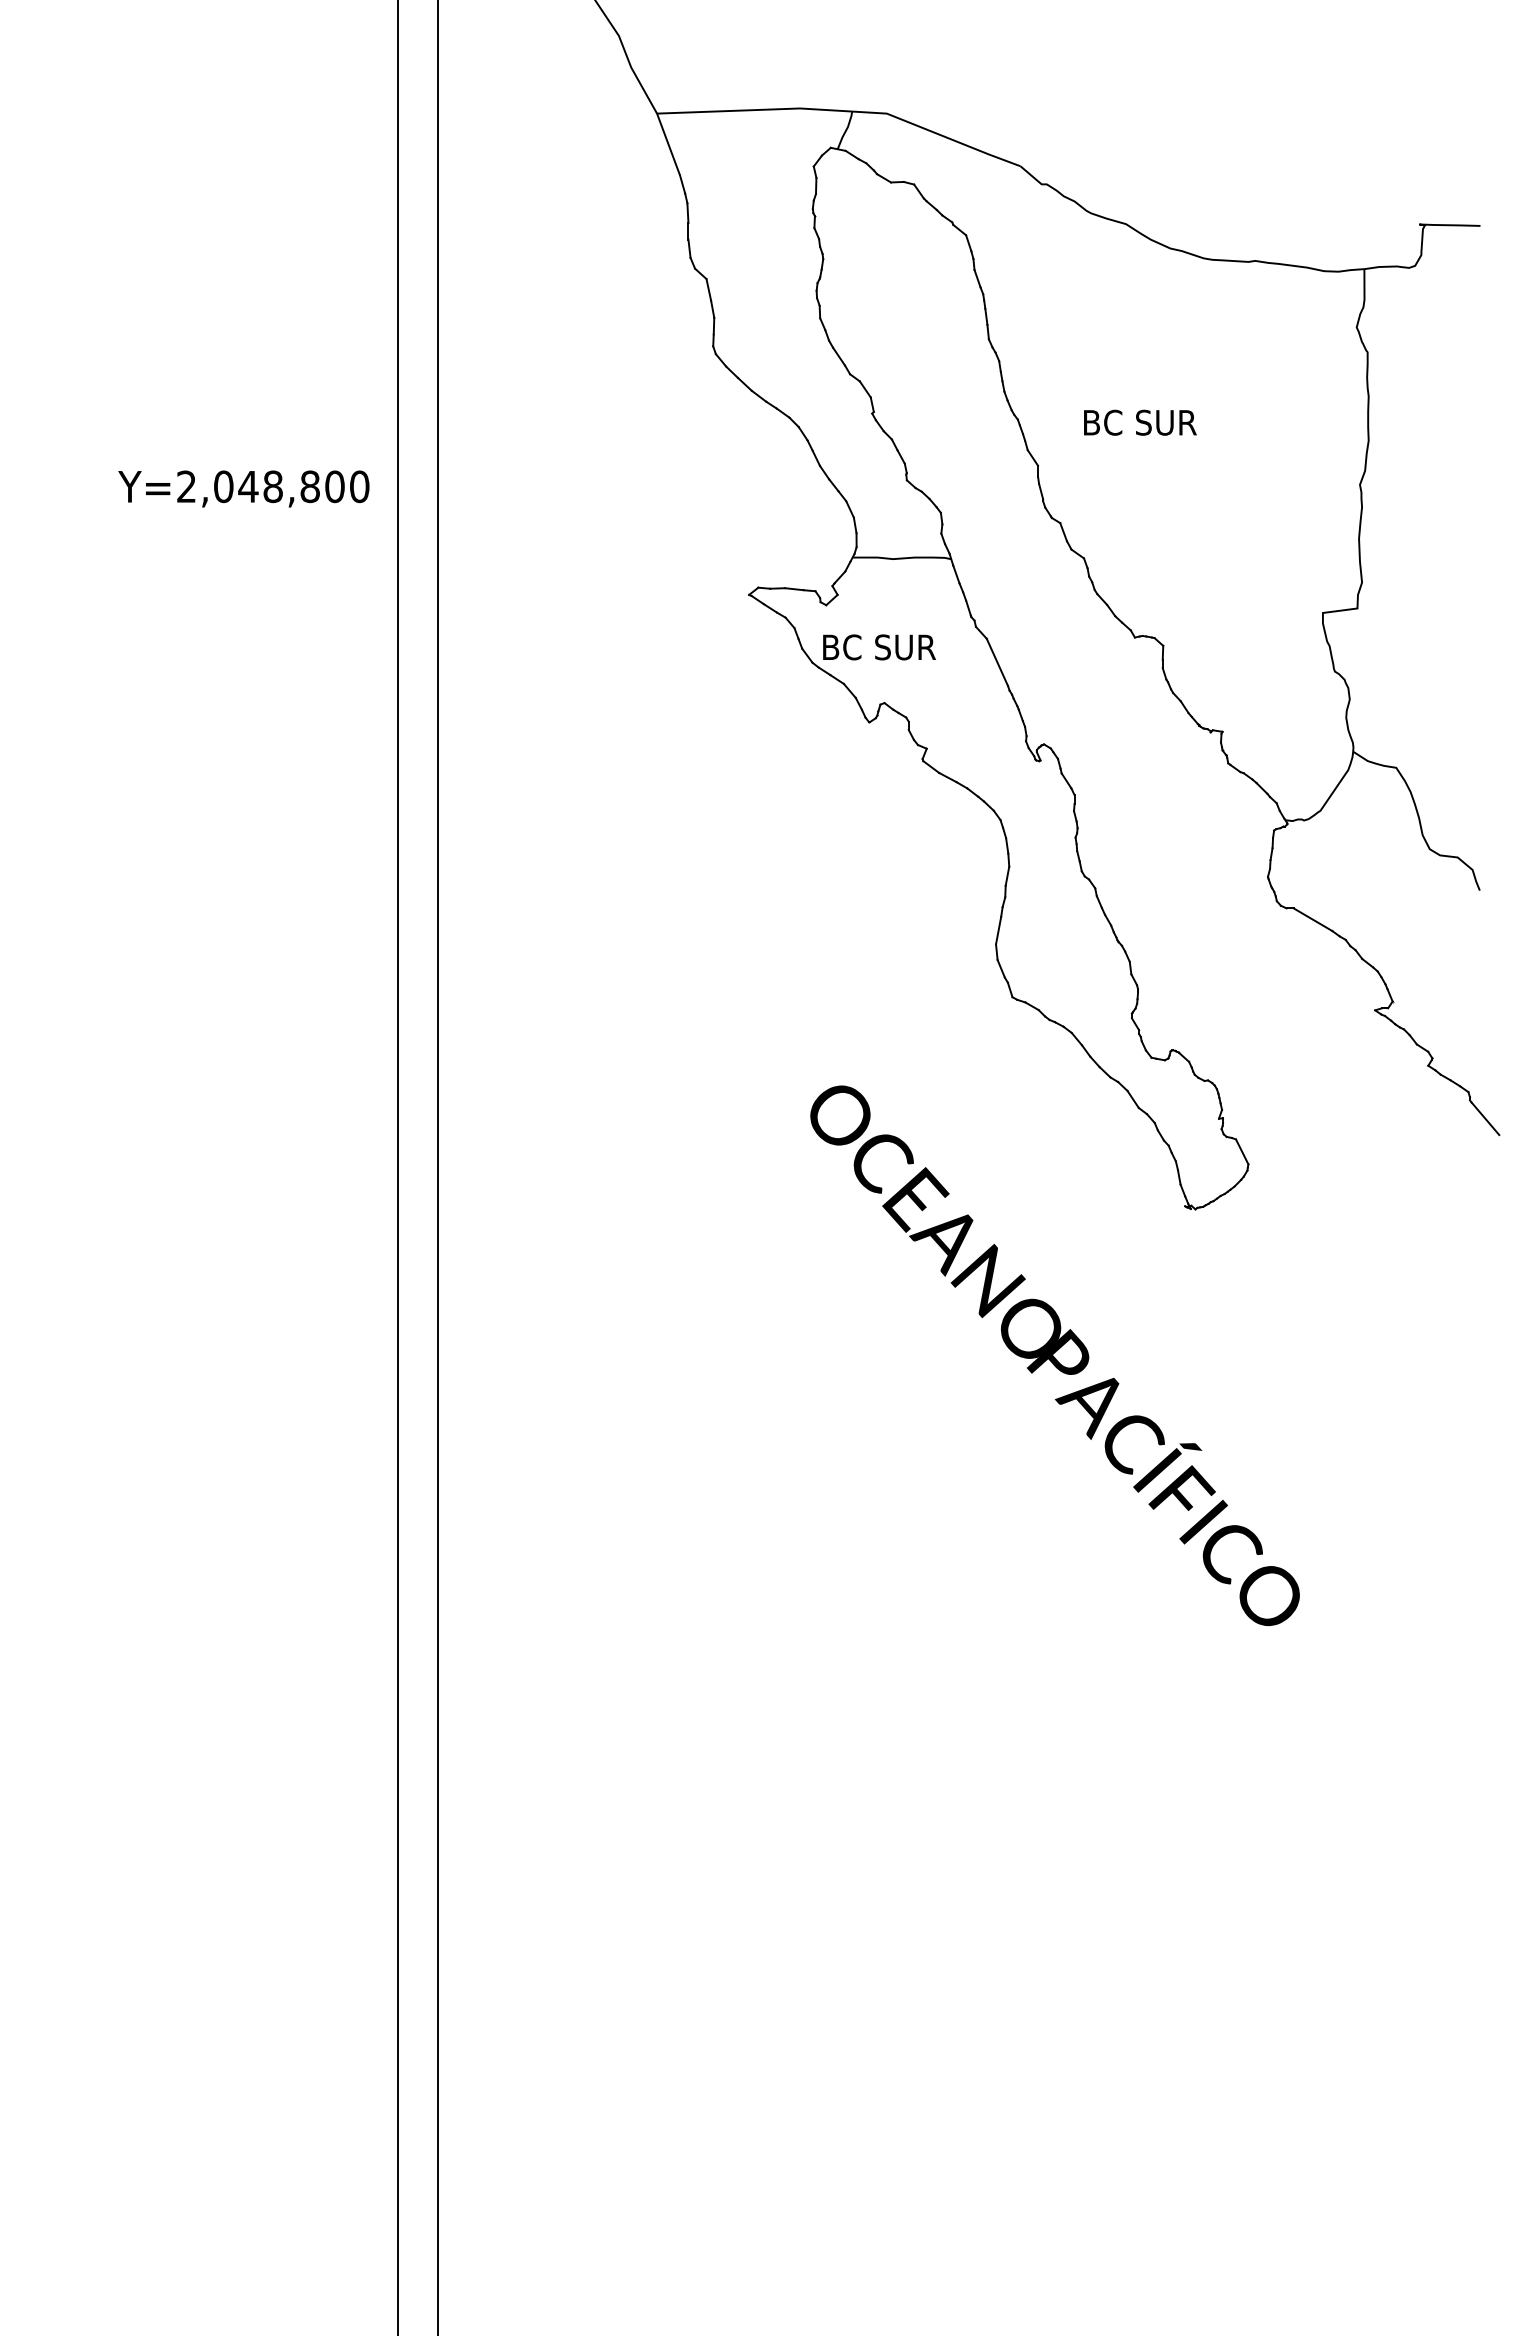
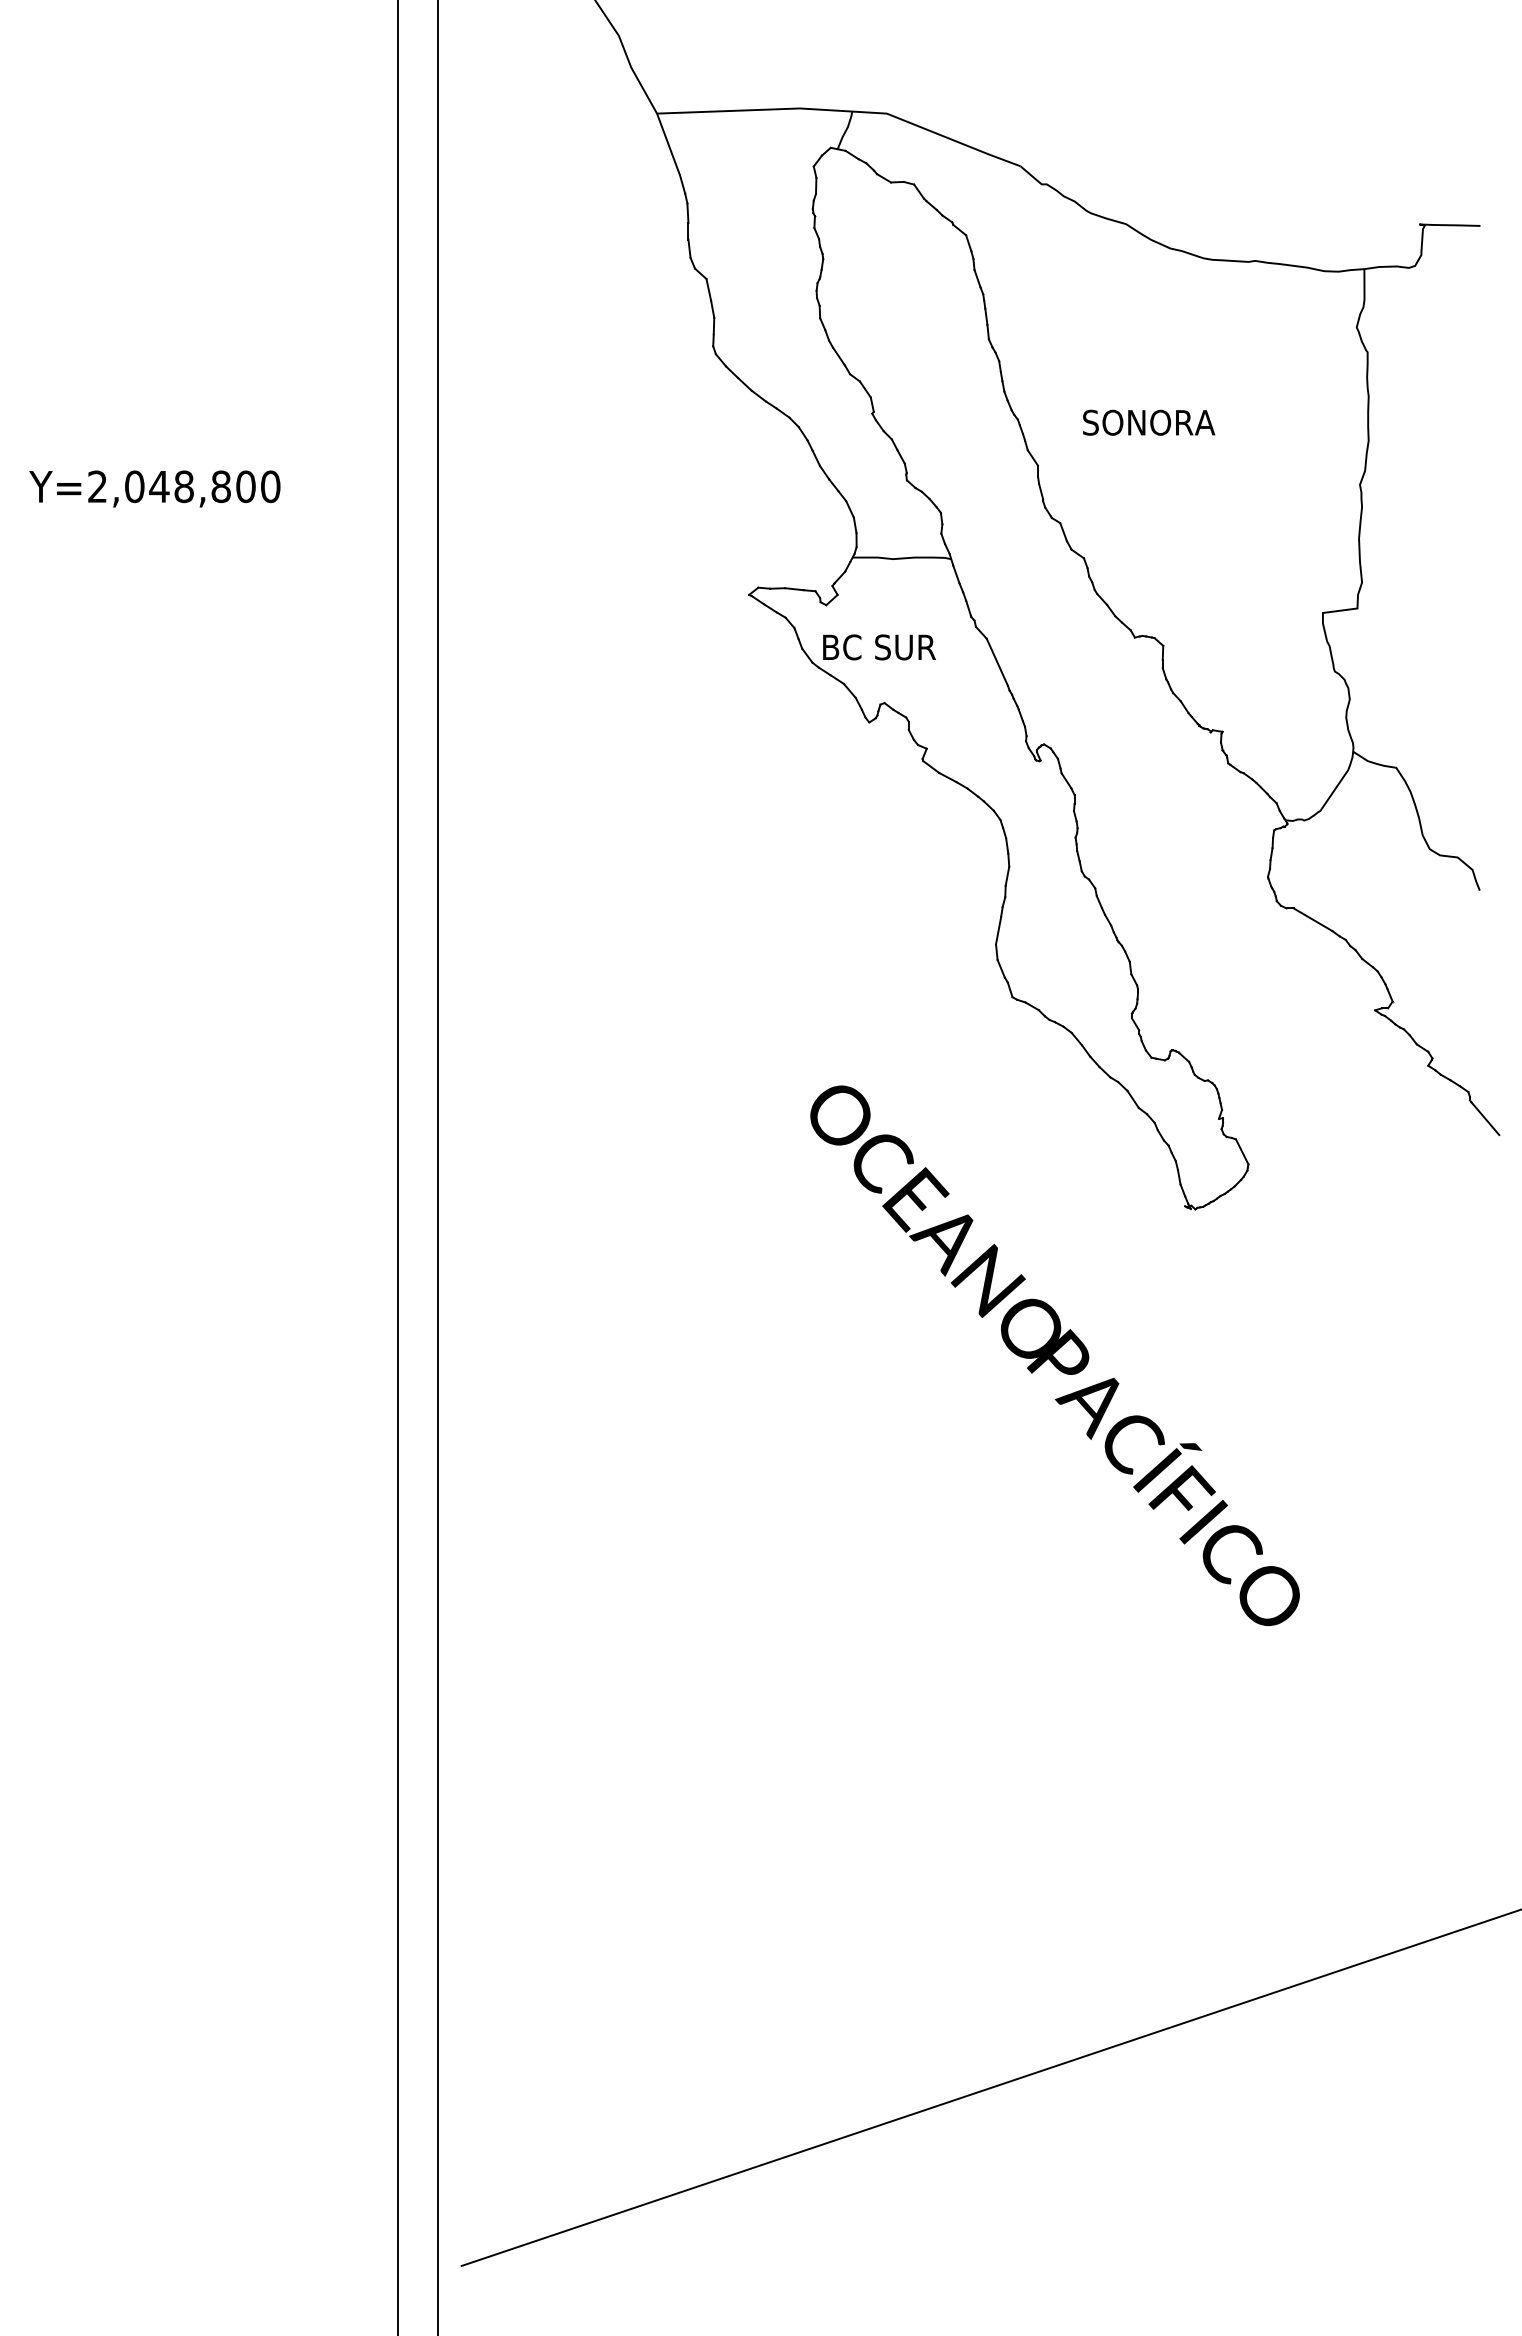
text: BC SUR -> SONORA (1149, 422)
text position: (243, 488) -> (154, 488) (154, 488)
line: none -> present (989, 2087)
